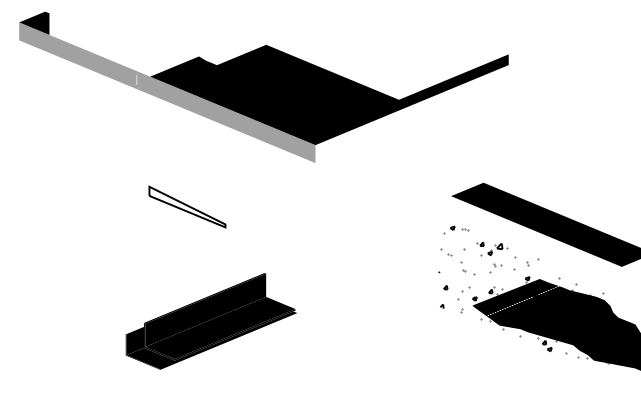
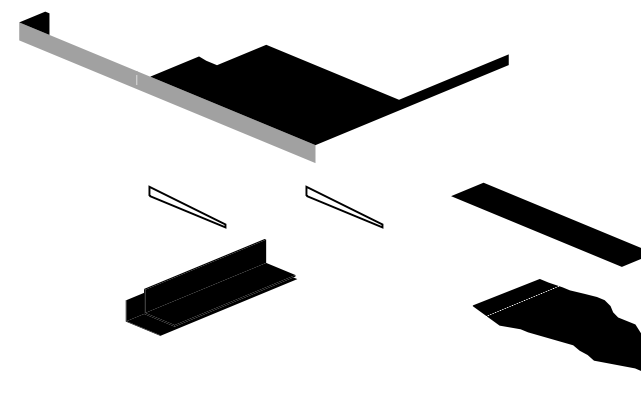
part: none -> present (344, 206)
hatch: present -> none (523, 294)
part position: (210, 321) -> (210, 287) (210, 287)
